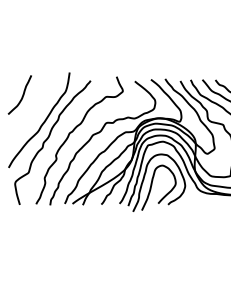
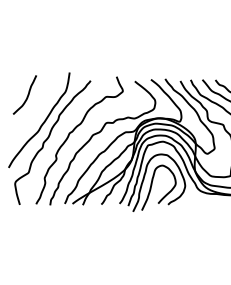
curve position: (21, 96) -> (26, 96) (26, 96)
